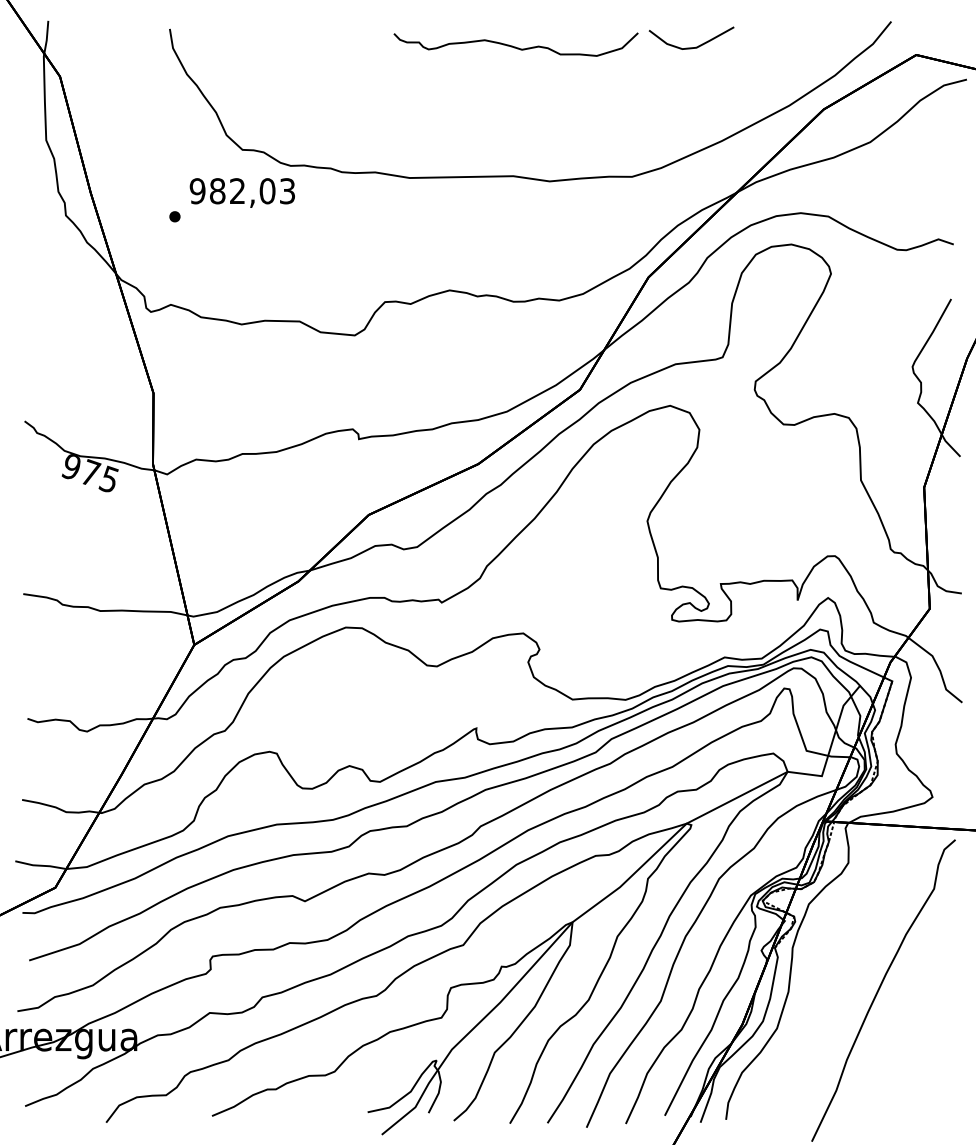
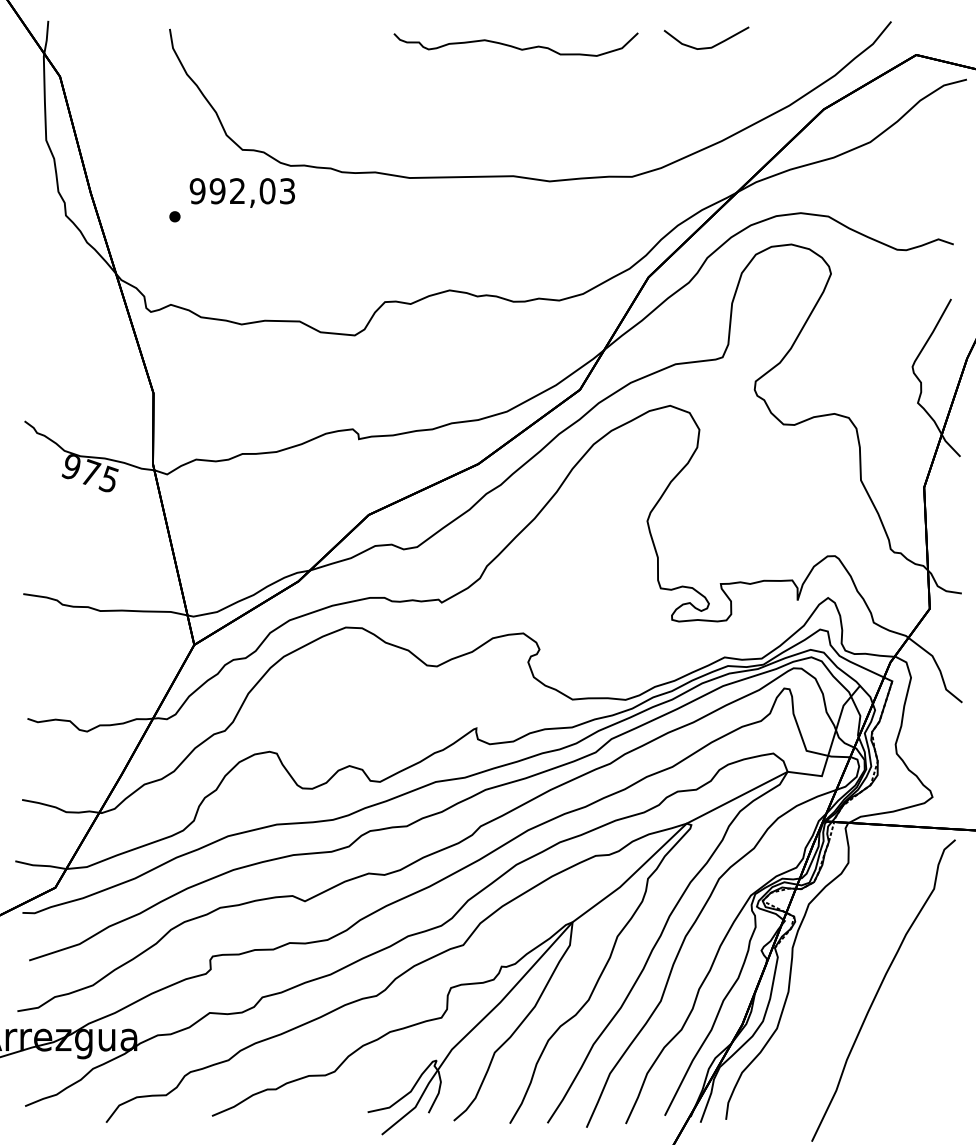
curve position: (691, 47) -> (706, 47) (706, 47)
text: 982,03 -> 992,03 (217, 191)
